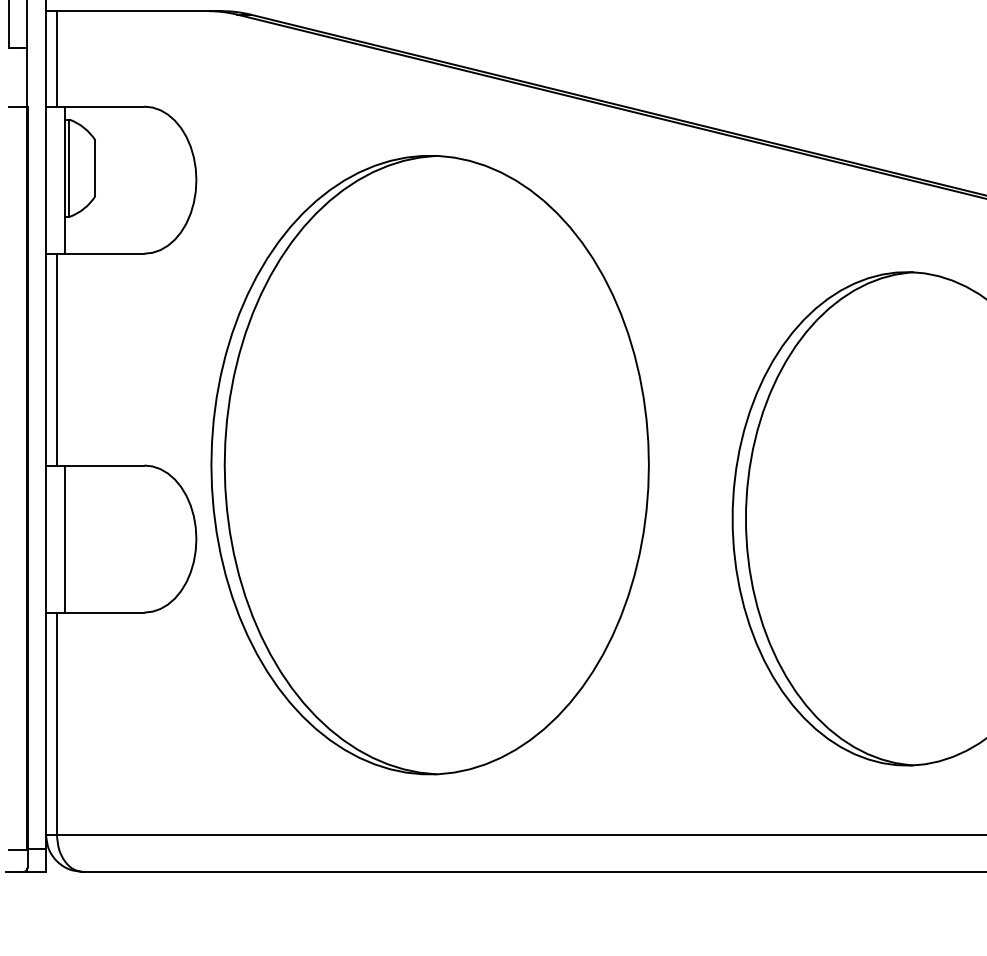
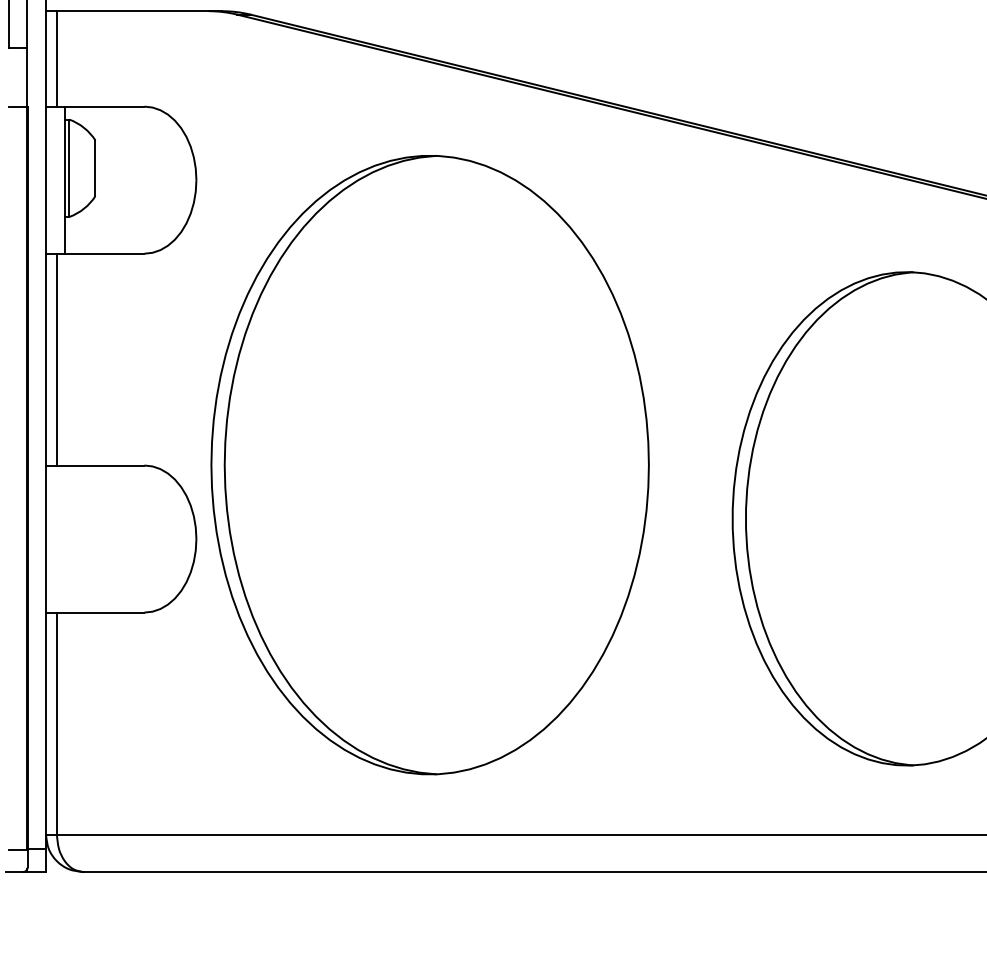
line: present -> none (64, 538)
